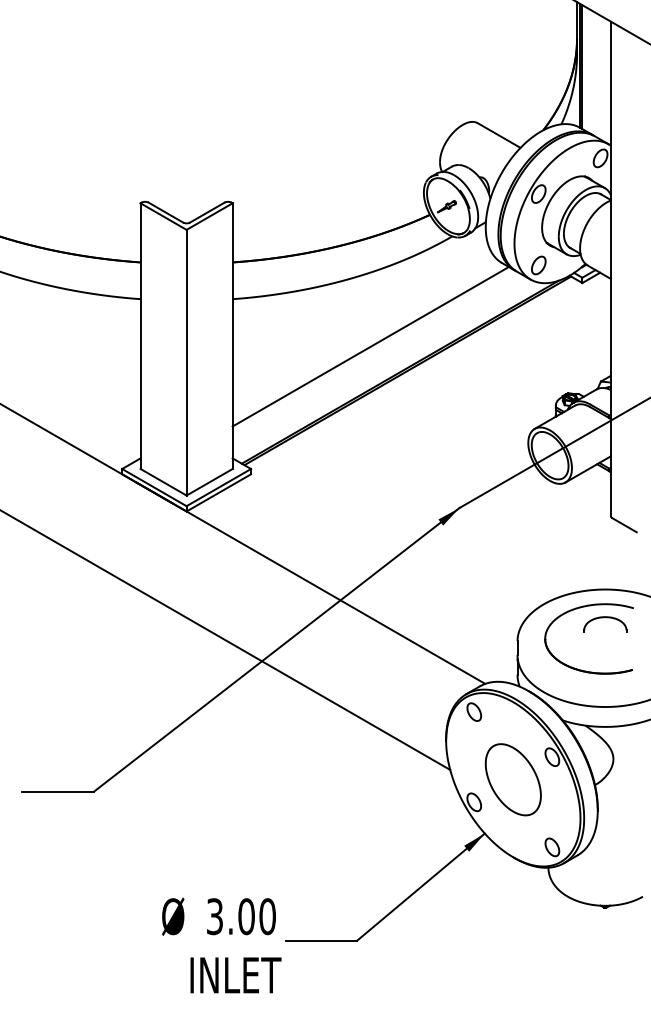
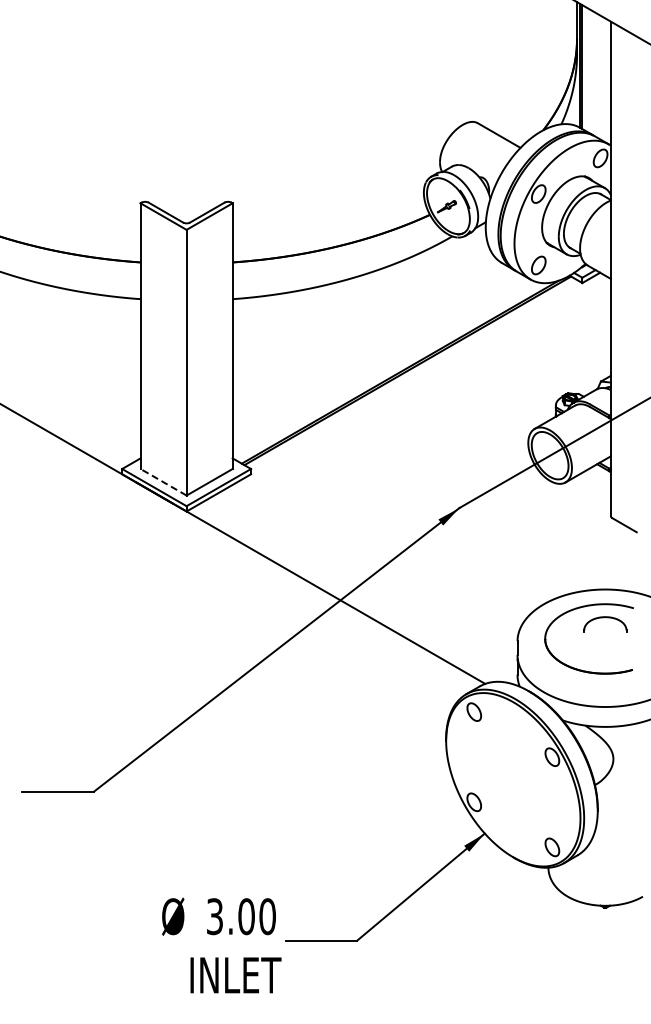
line: present -> none (370, 346)
line: solid -> dashed (163, 482)
line: present -> none (226, 640)
part: present -> none (512, 779)
